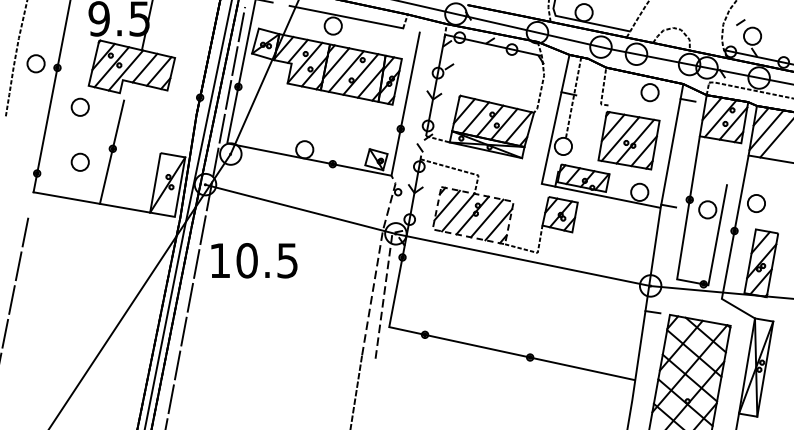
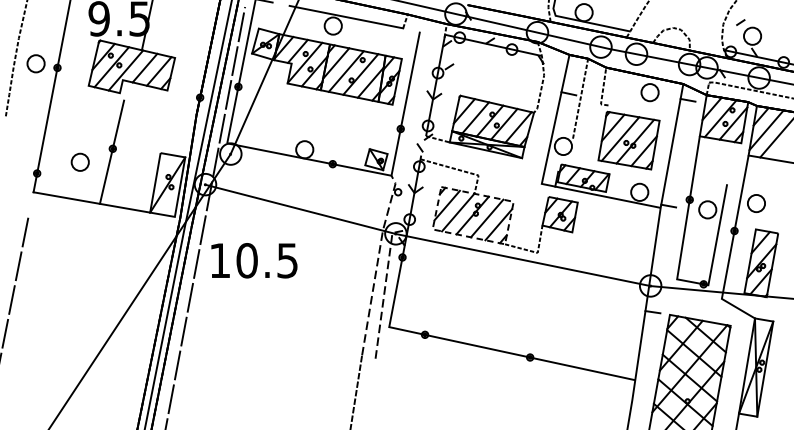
line position: (573, 97) -> (580, 98) (580, 98)
part: present -> none (79, 106)
